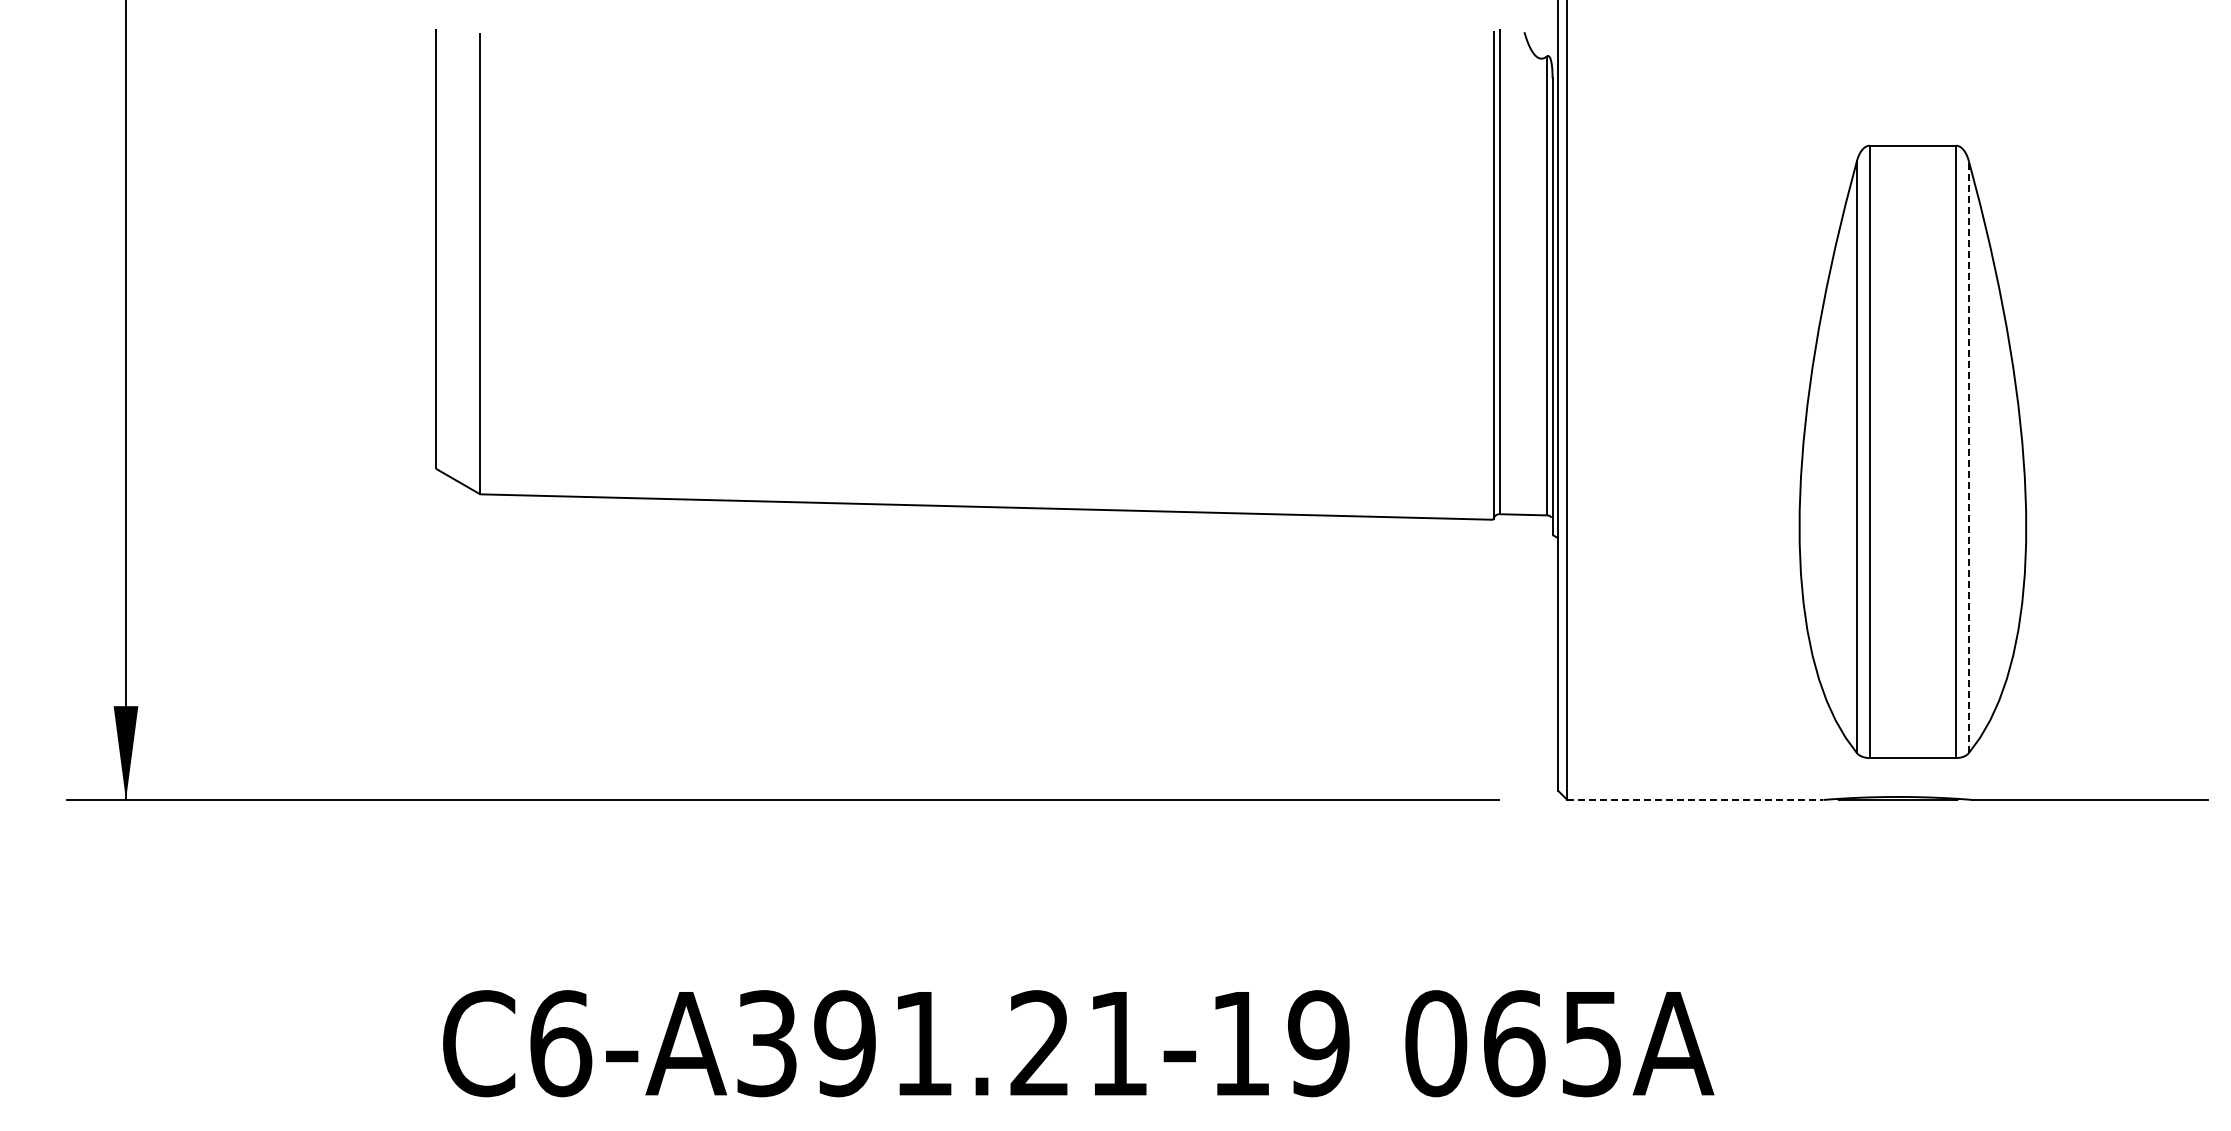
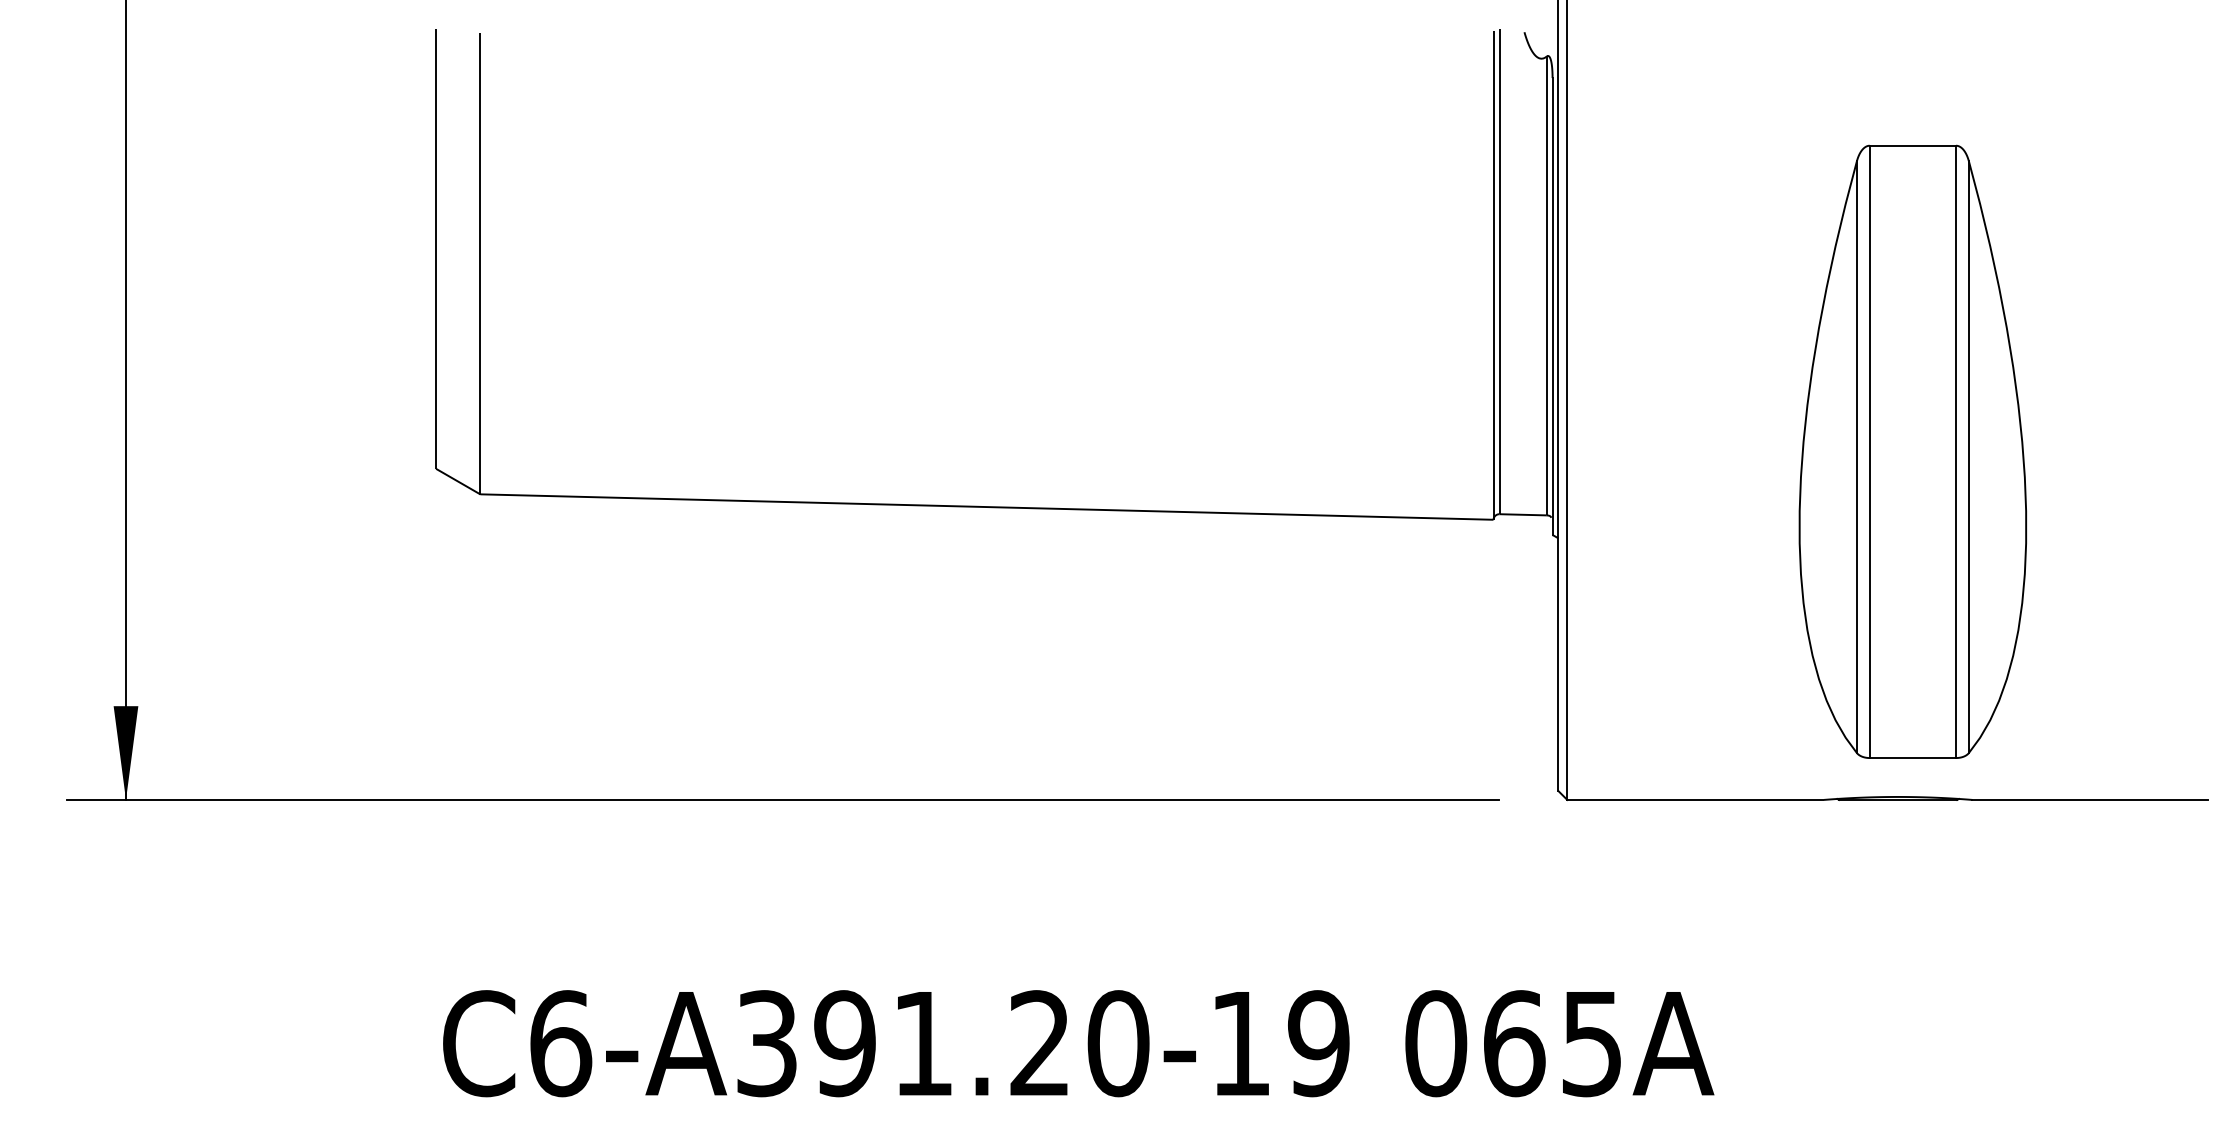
line: dashed -> solid (1968, 456)
line: dashed -> solid (1695, 799)
text: C6-A391.21-19 -> C6-A391.20-19 (1118, 1043)
